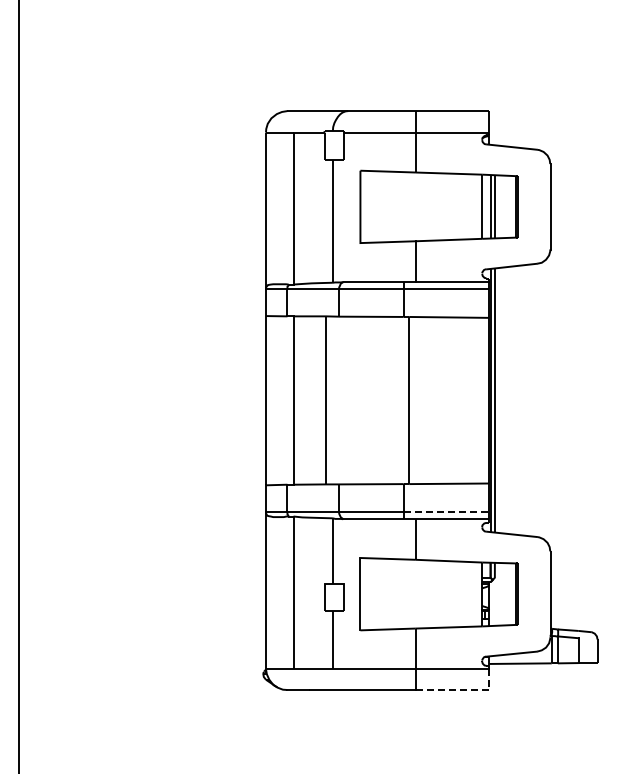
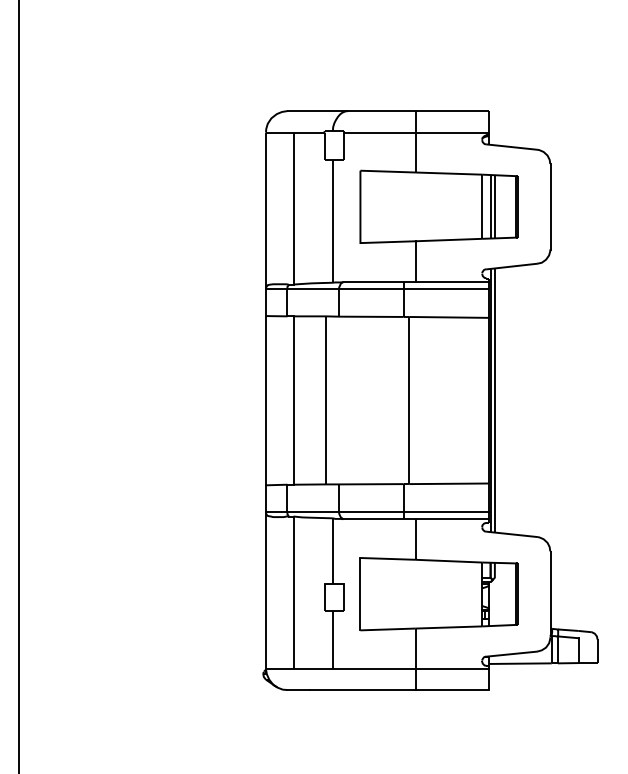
line: dashed -> solid (446, 511)
line: dashed -> solid (463, 690)
